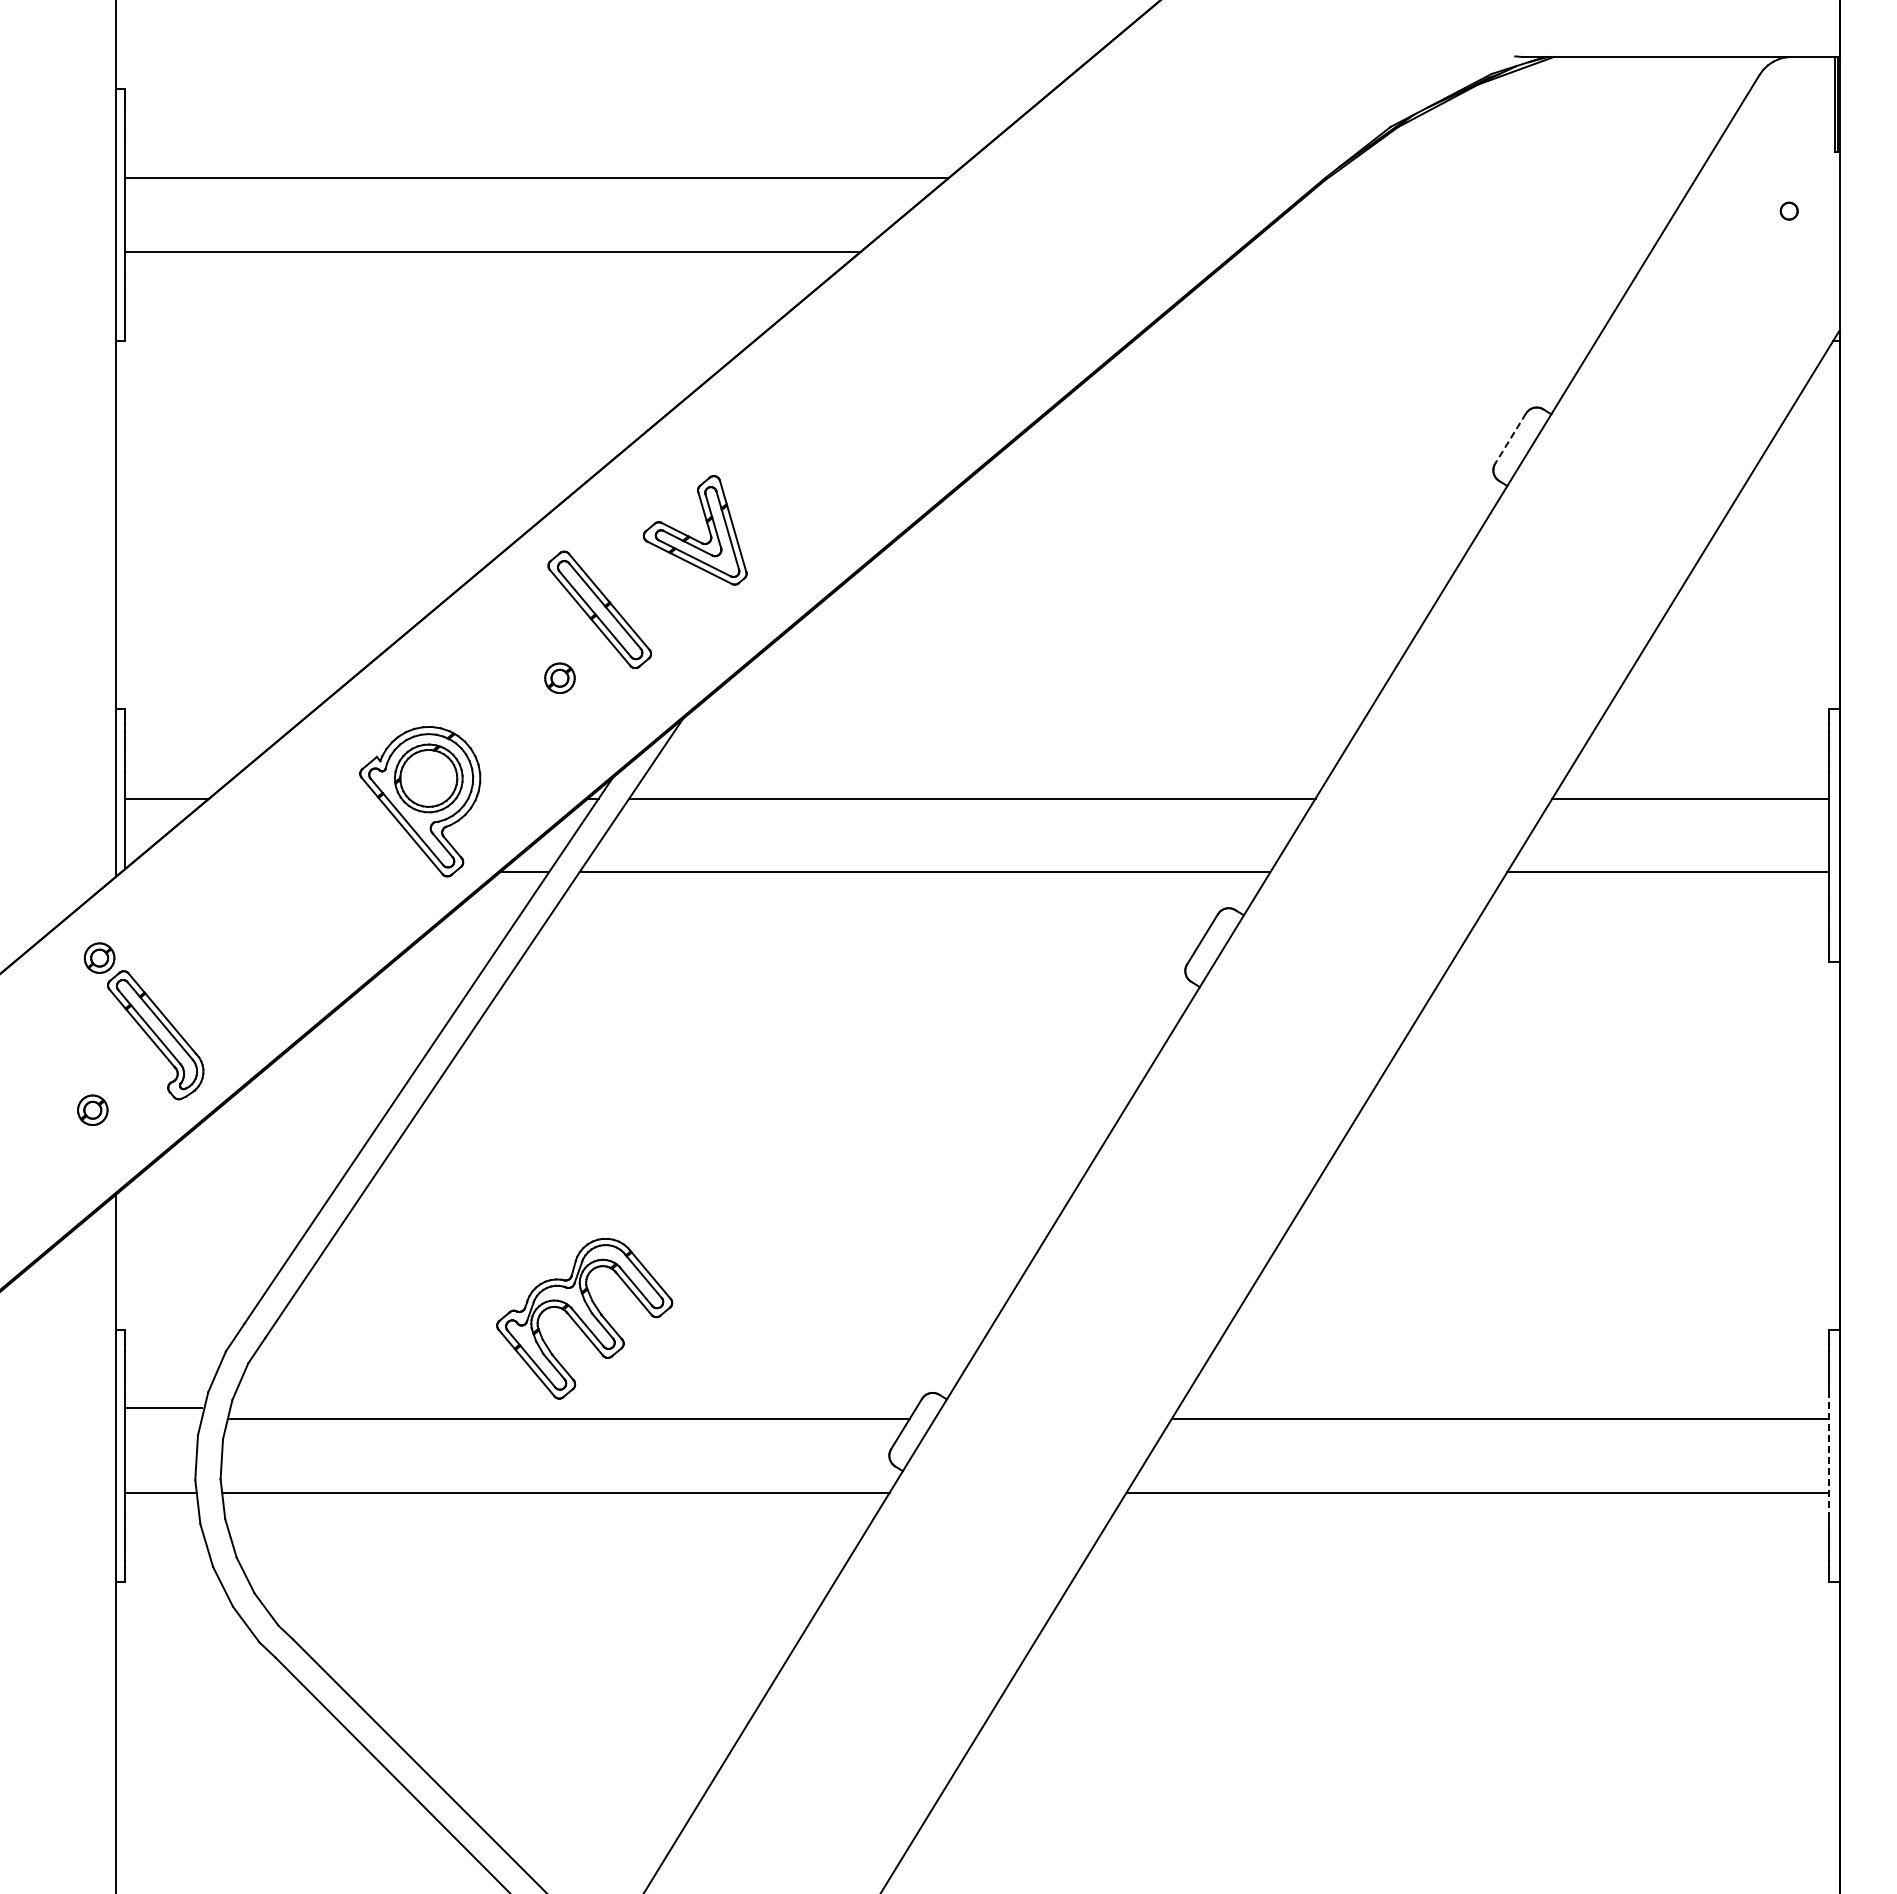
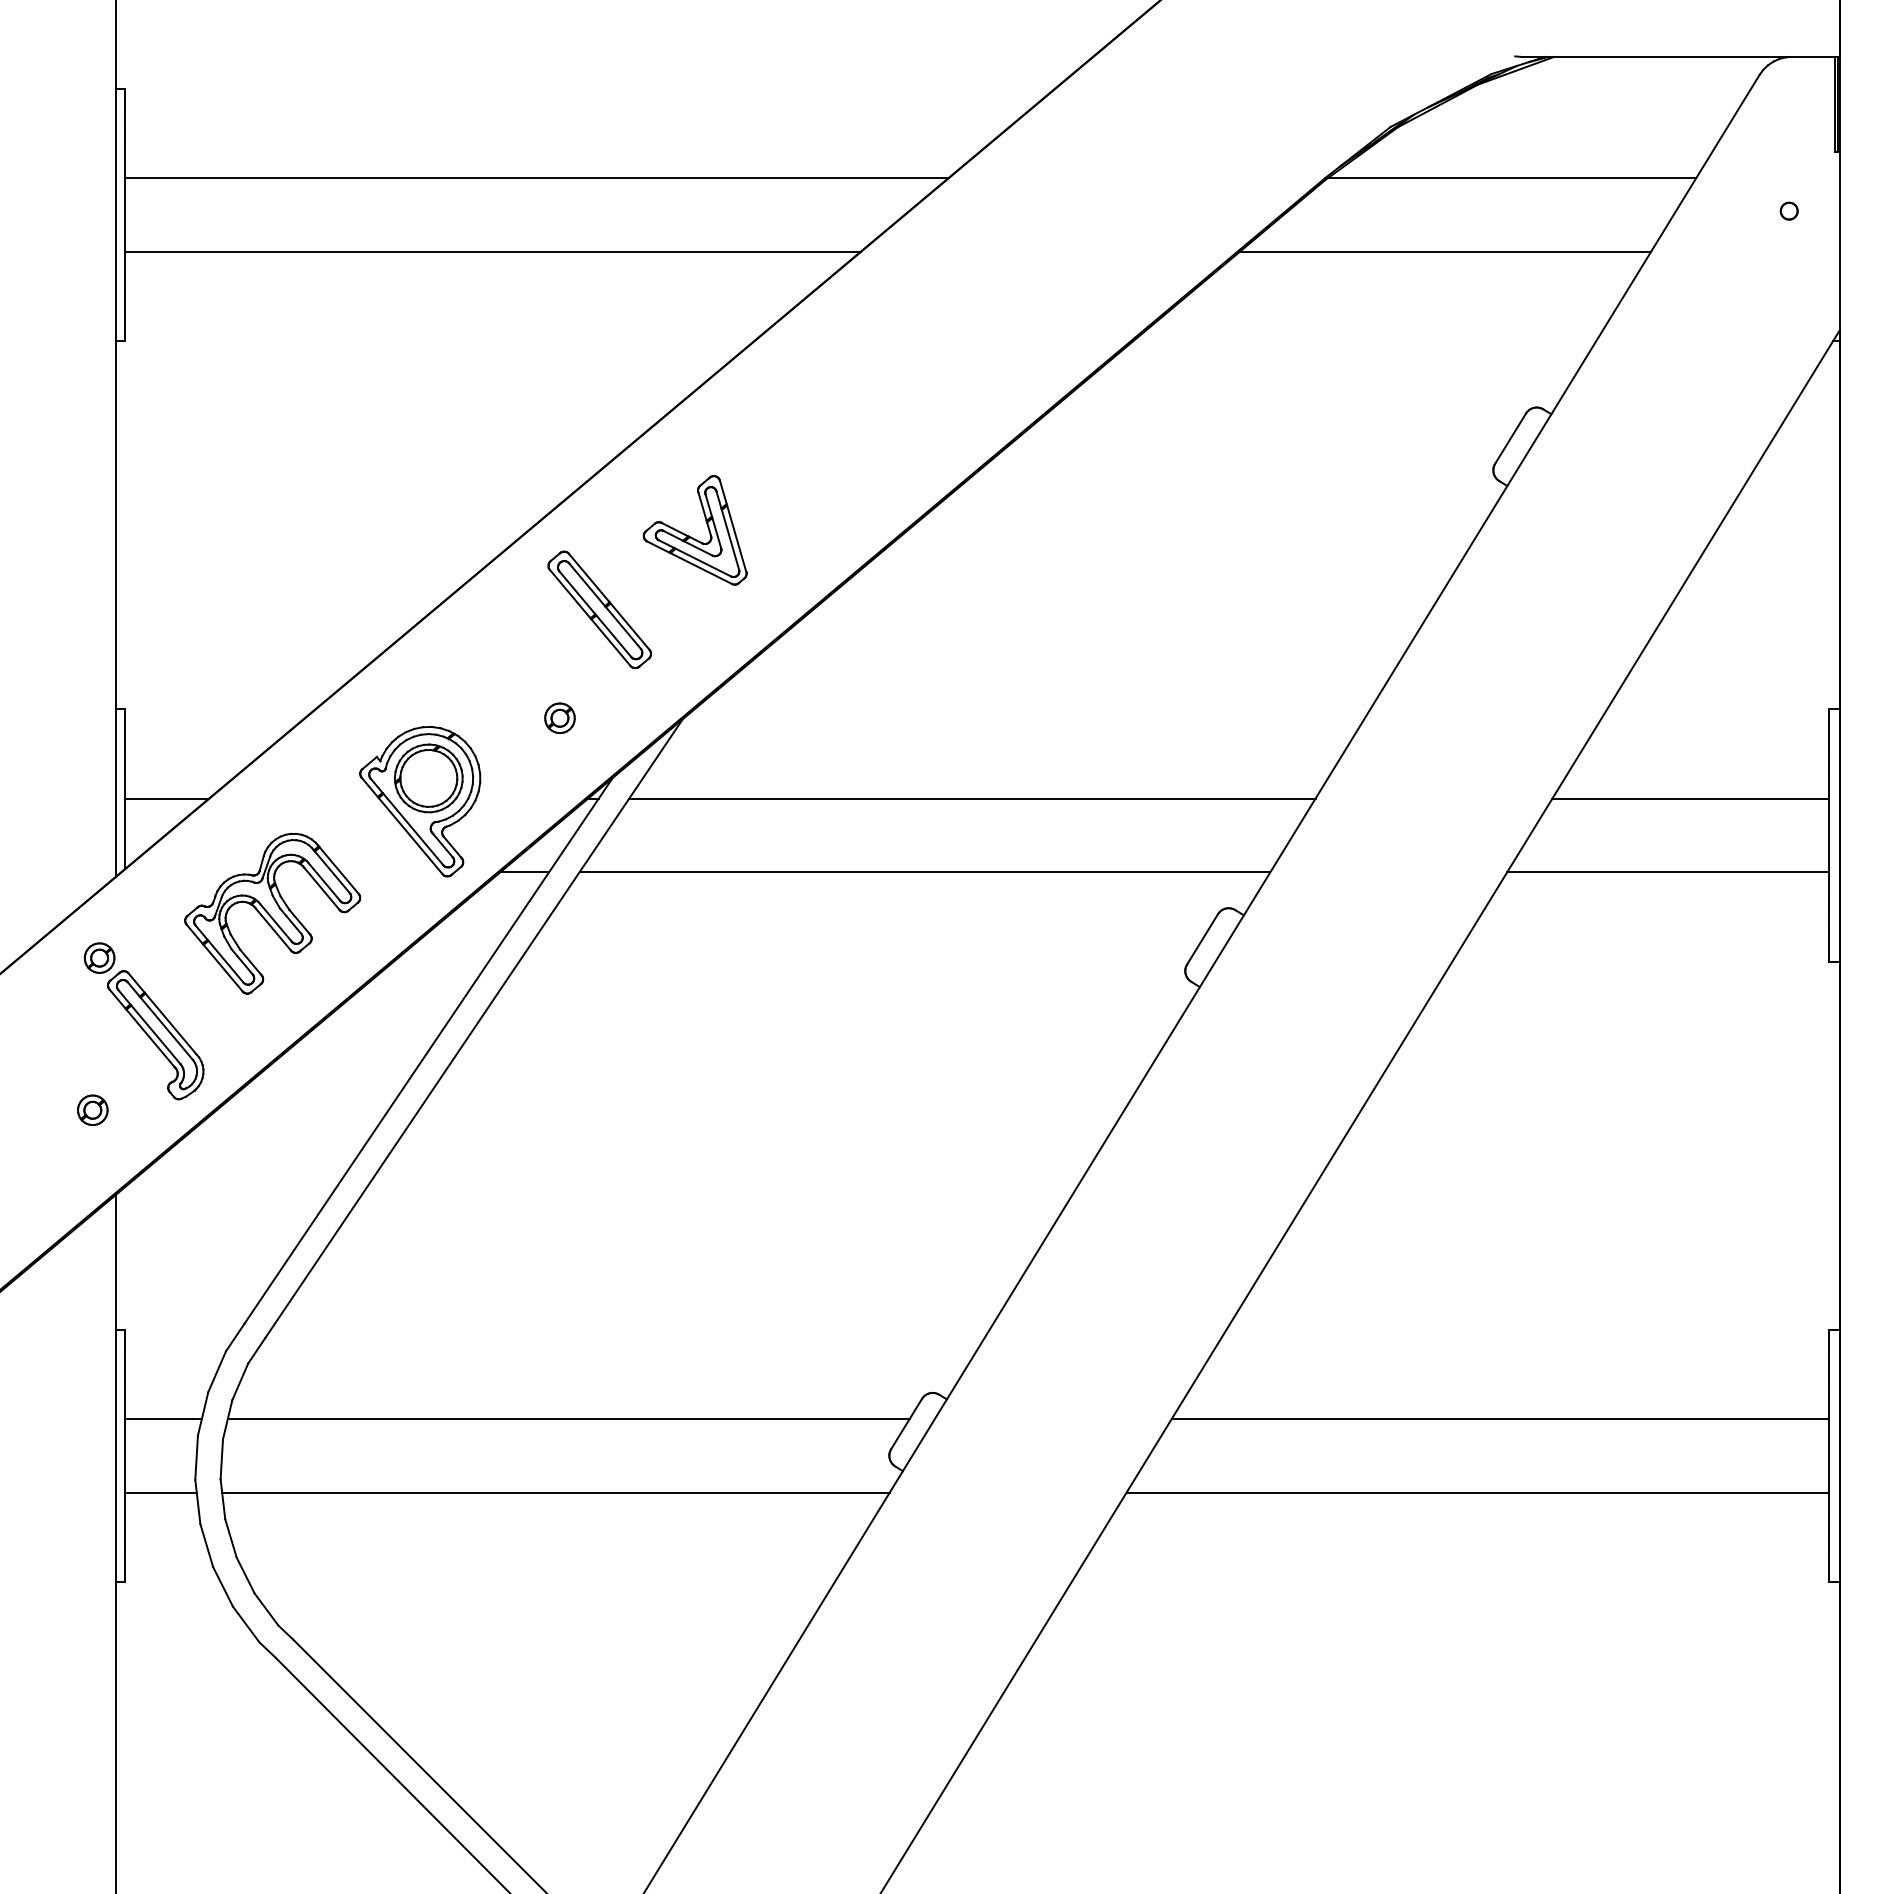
line: none -> present (1512, 177)
line: none -> present (1445, 251)
line: dashed -> solid (1510, 439)
part position: (559, 677) -> (559, 717) (559, 717)
part position: (584, 1318) -> (272, 913) (272, 913)
line position: (163, 1408) -> (163, 1419) (163, 1419)
line: dashed -> solid (1829, 1455)
